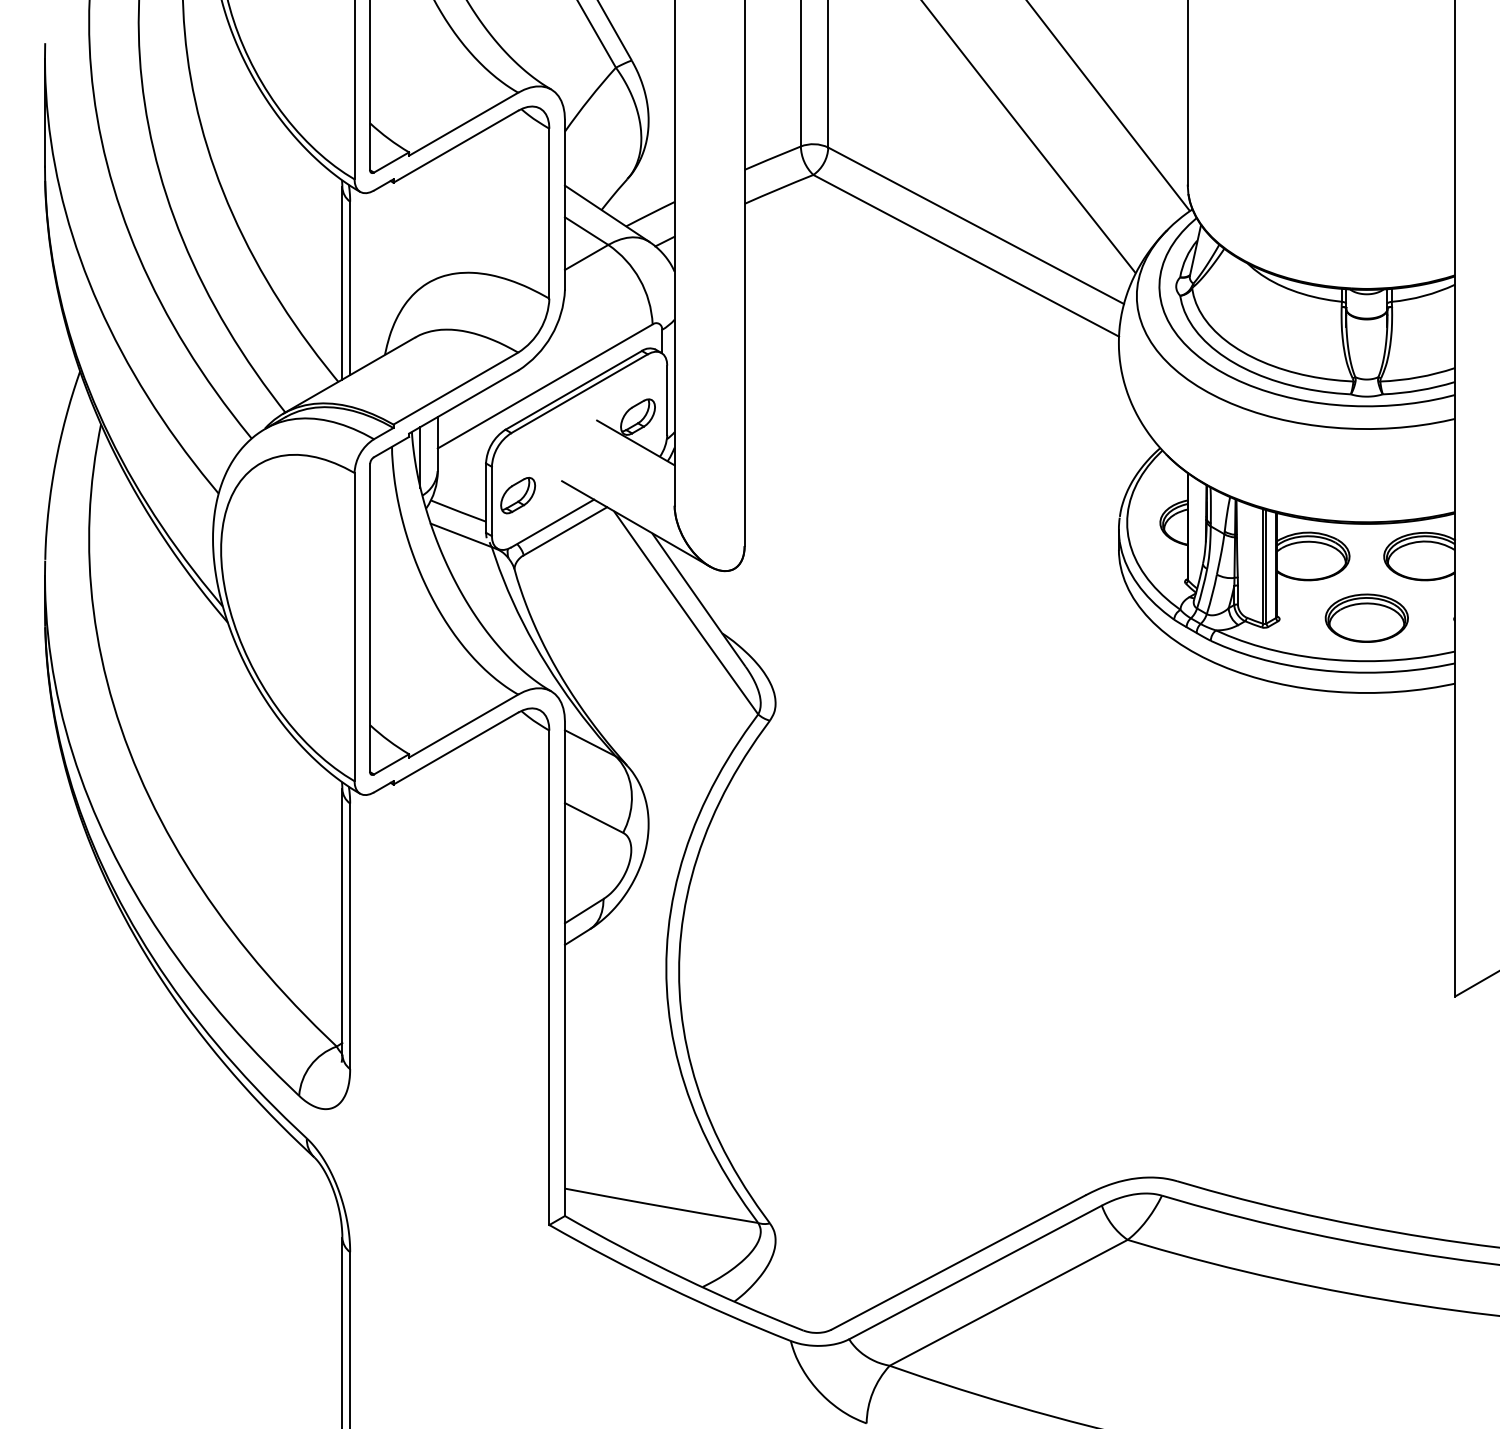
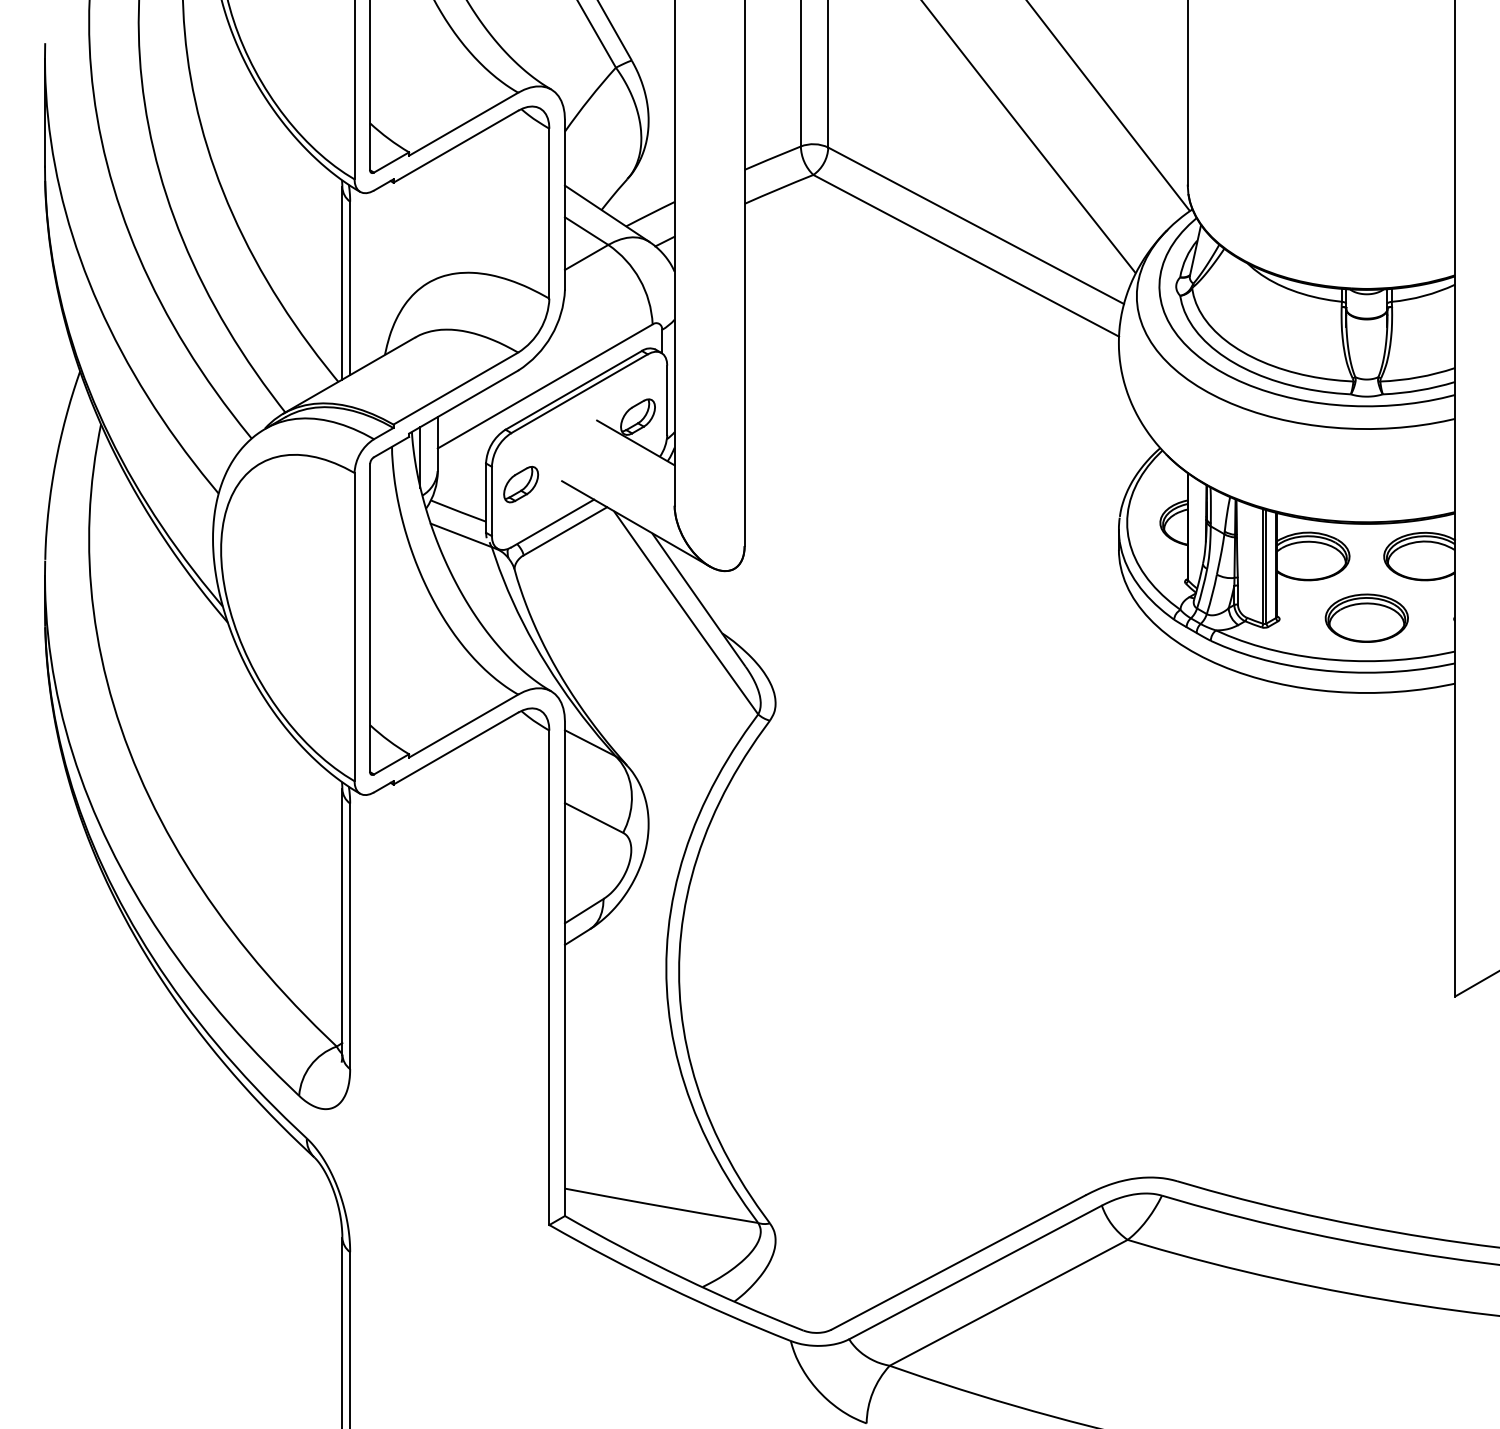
part position: (518, 495) -> (521, 484) (521, 484)
